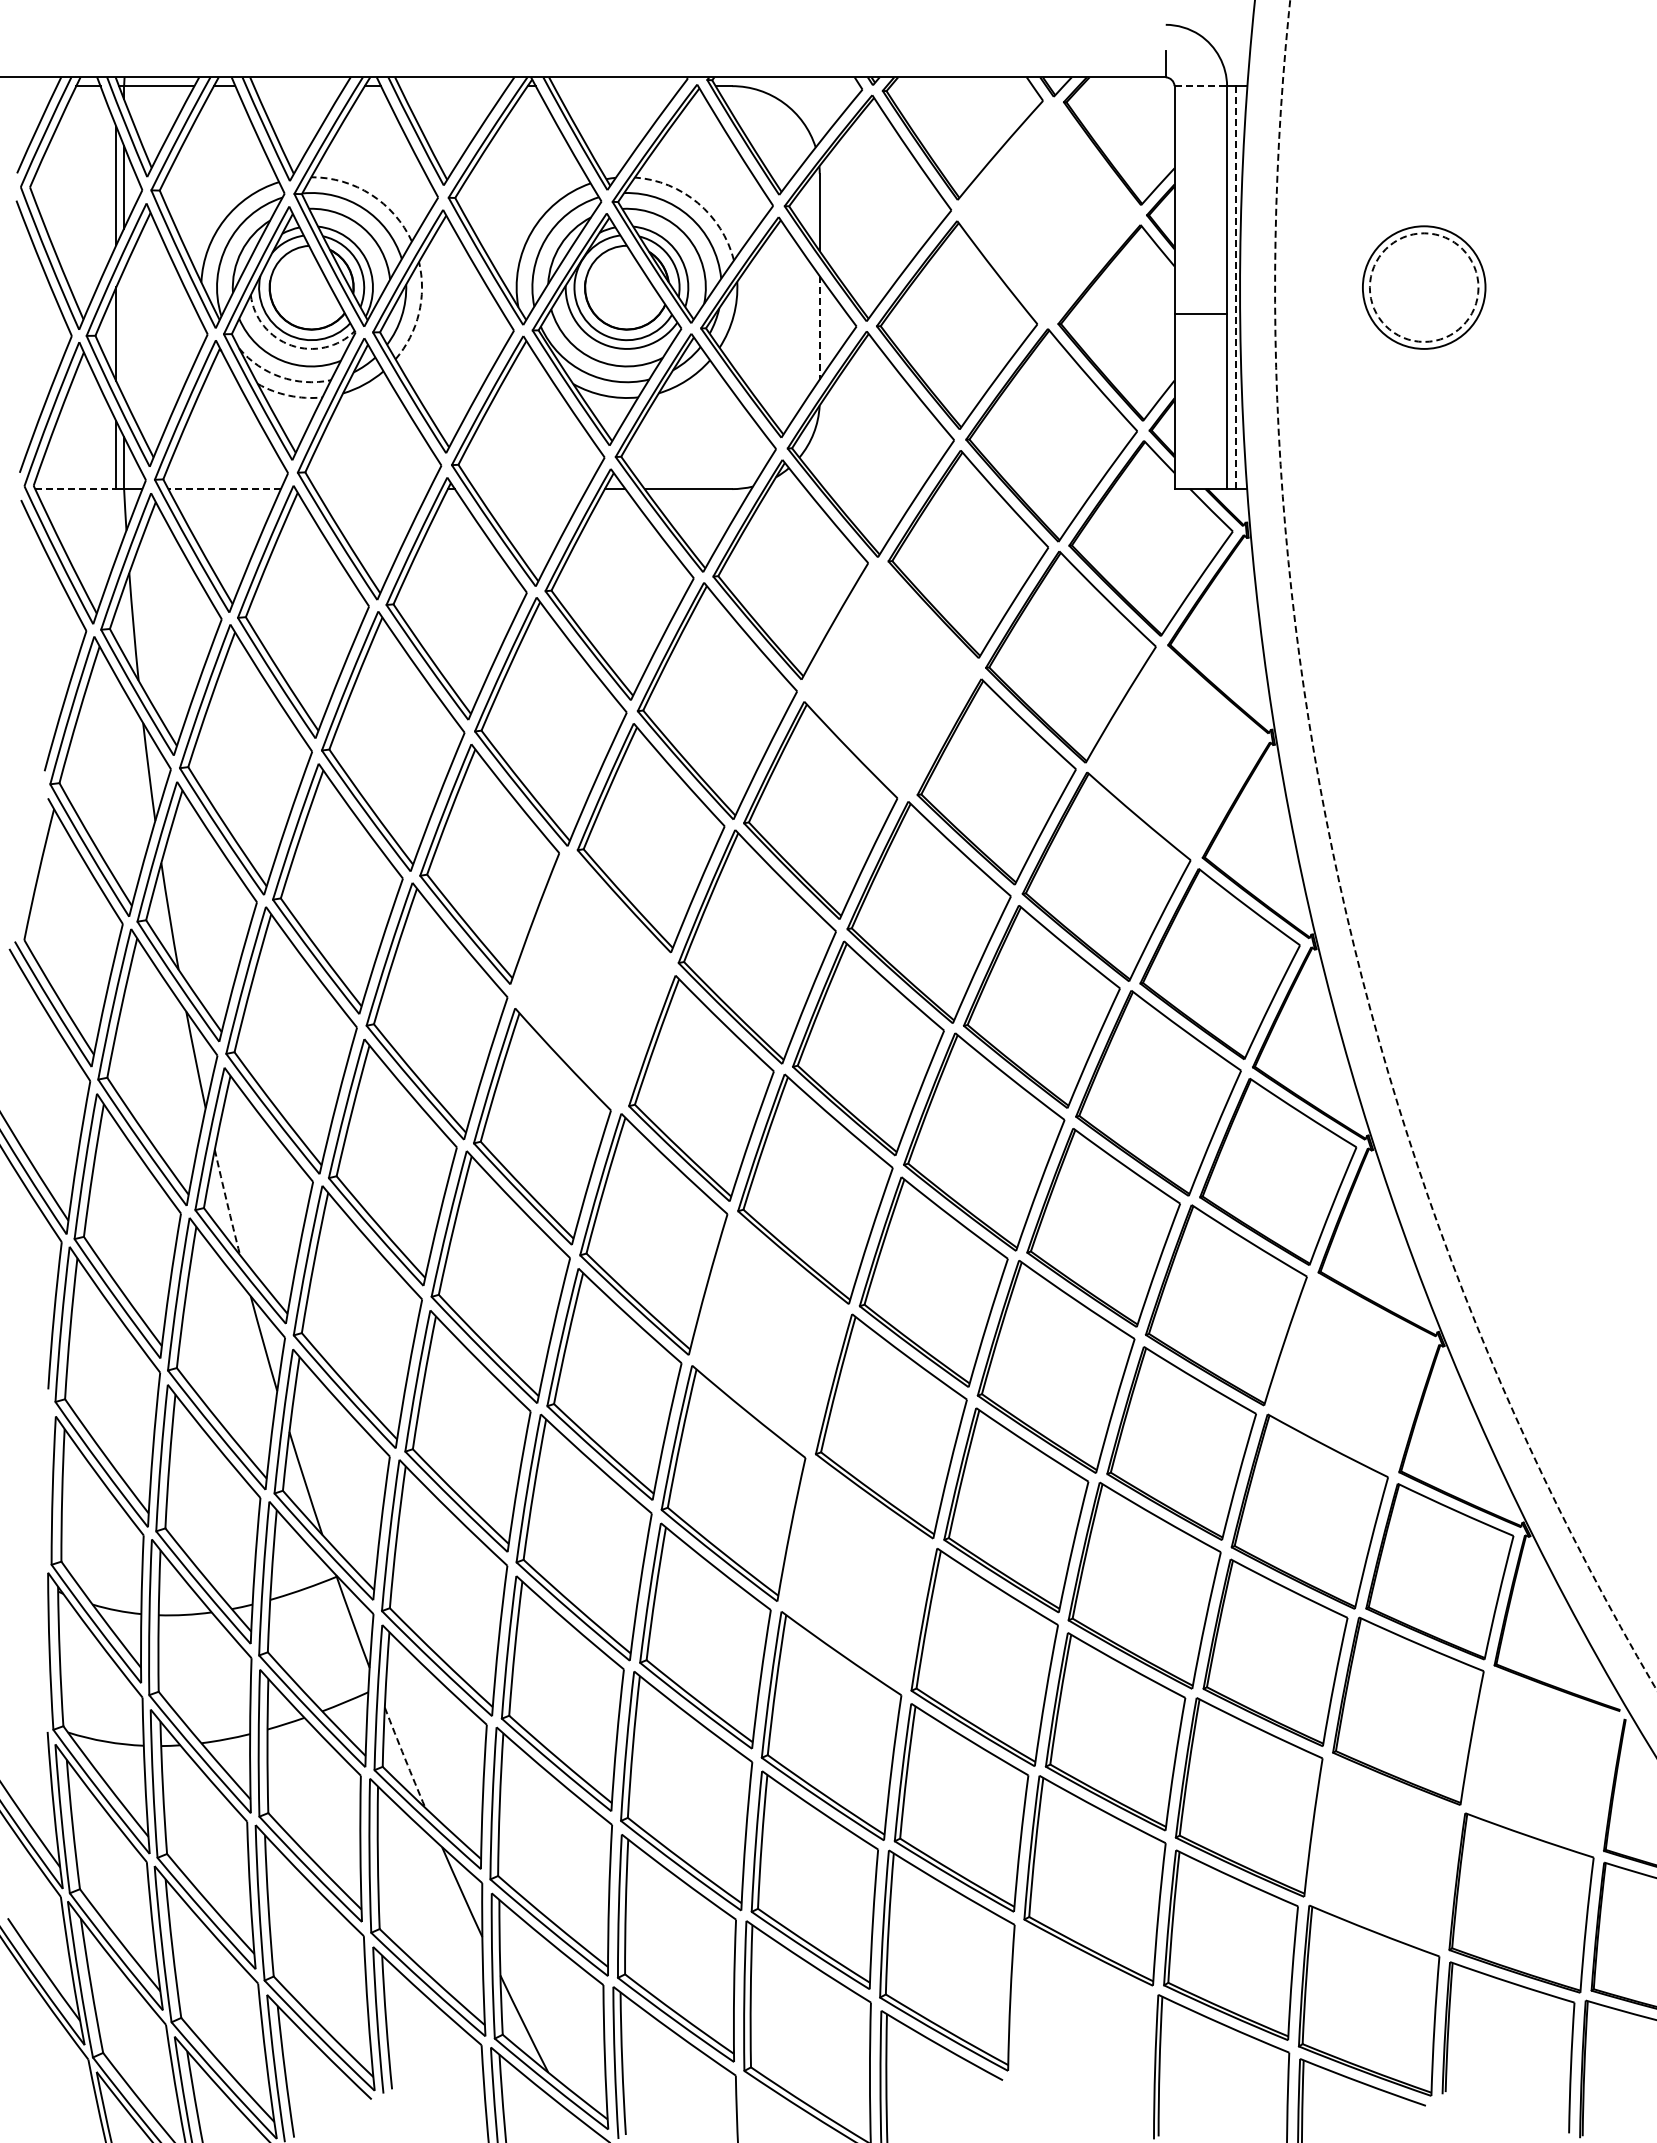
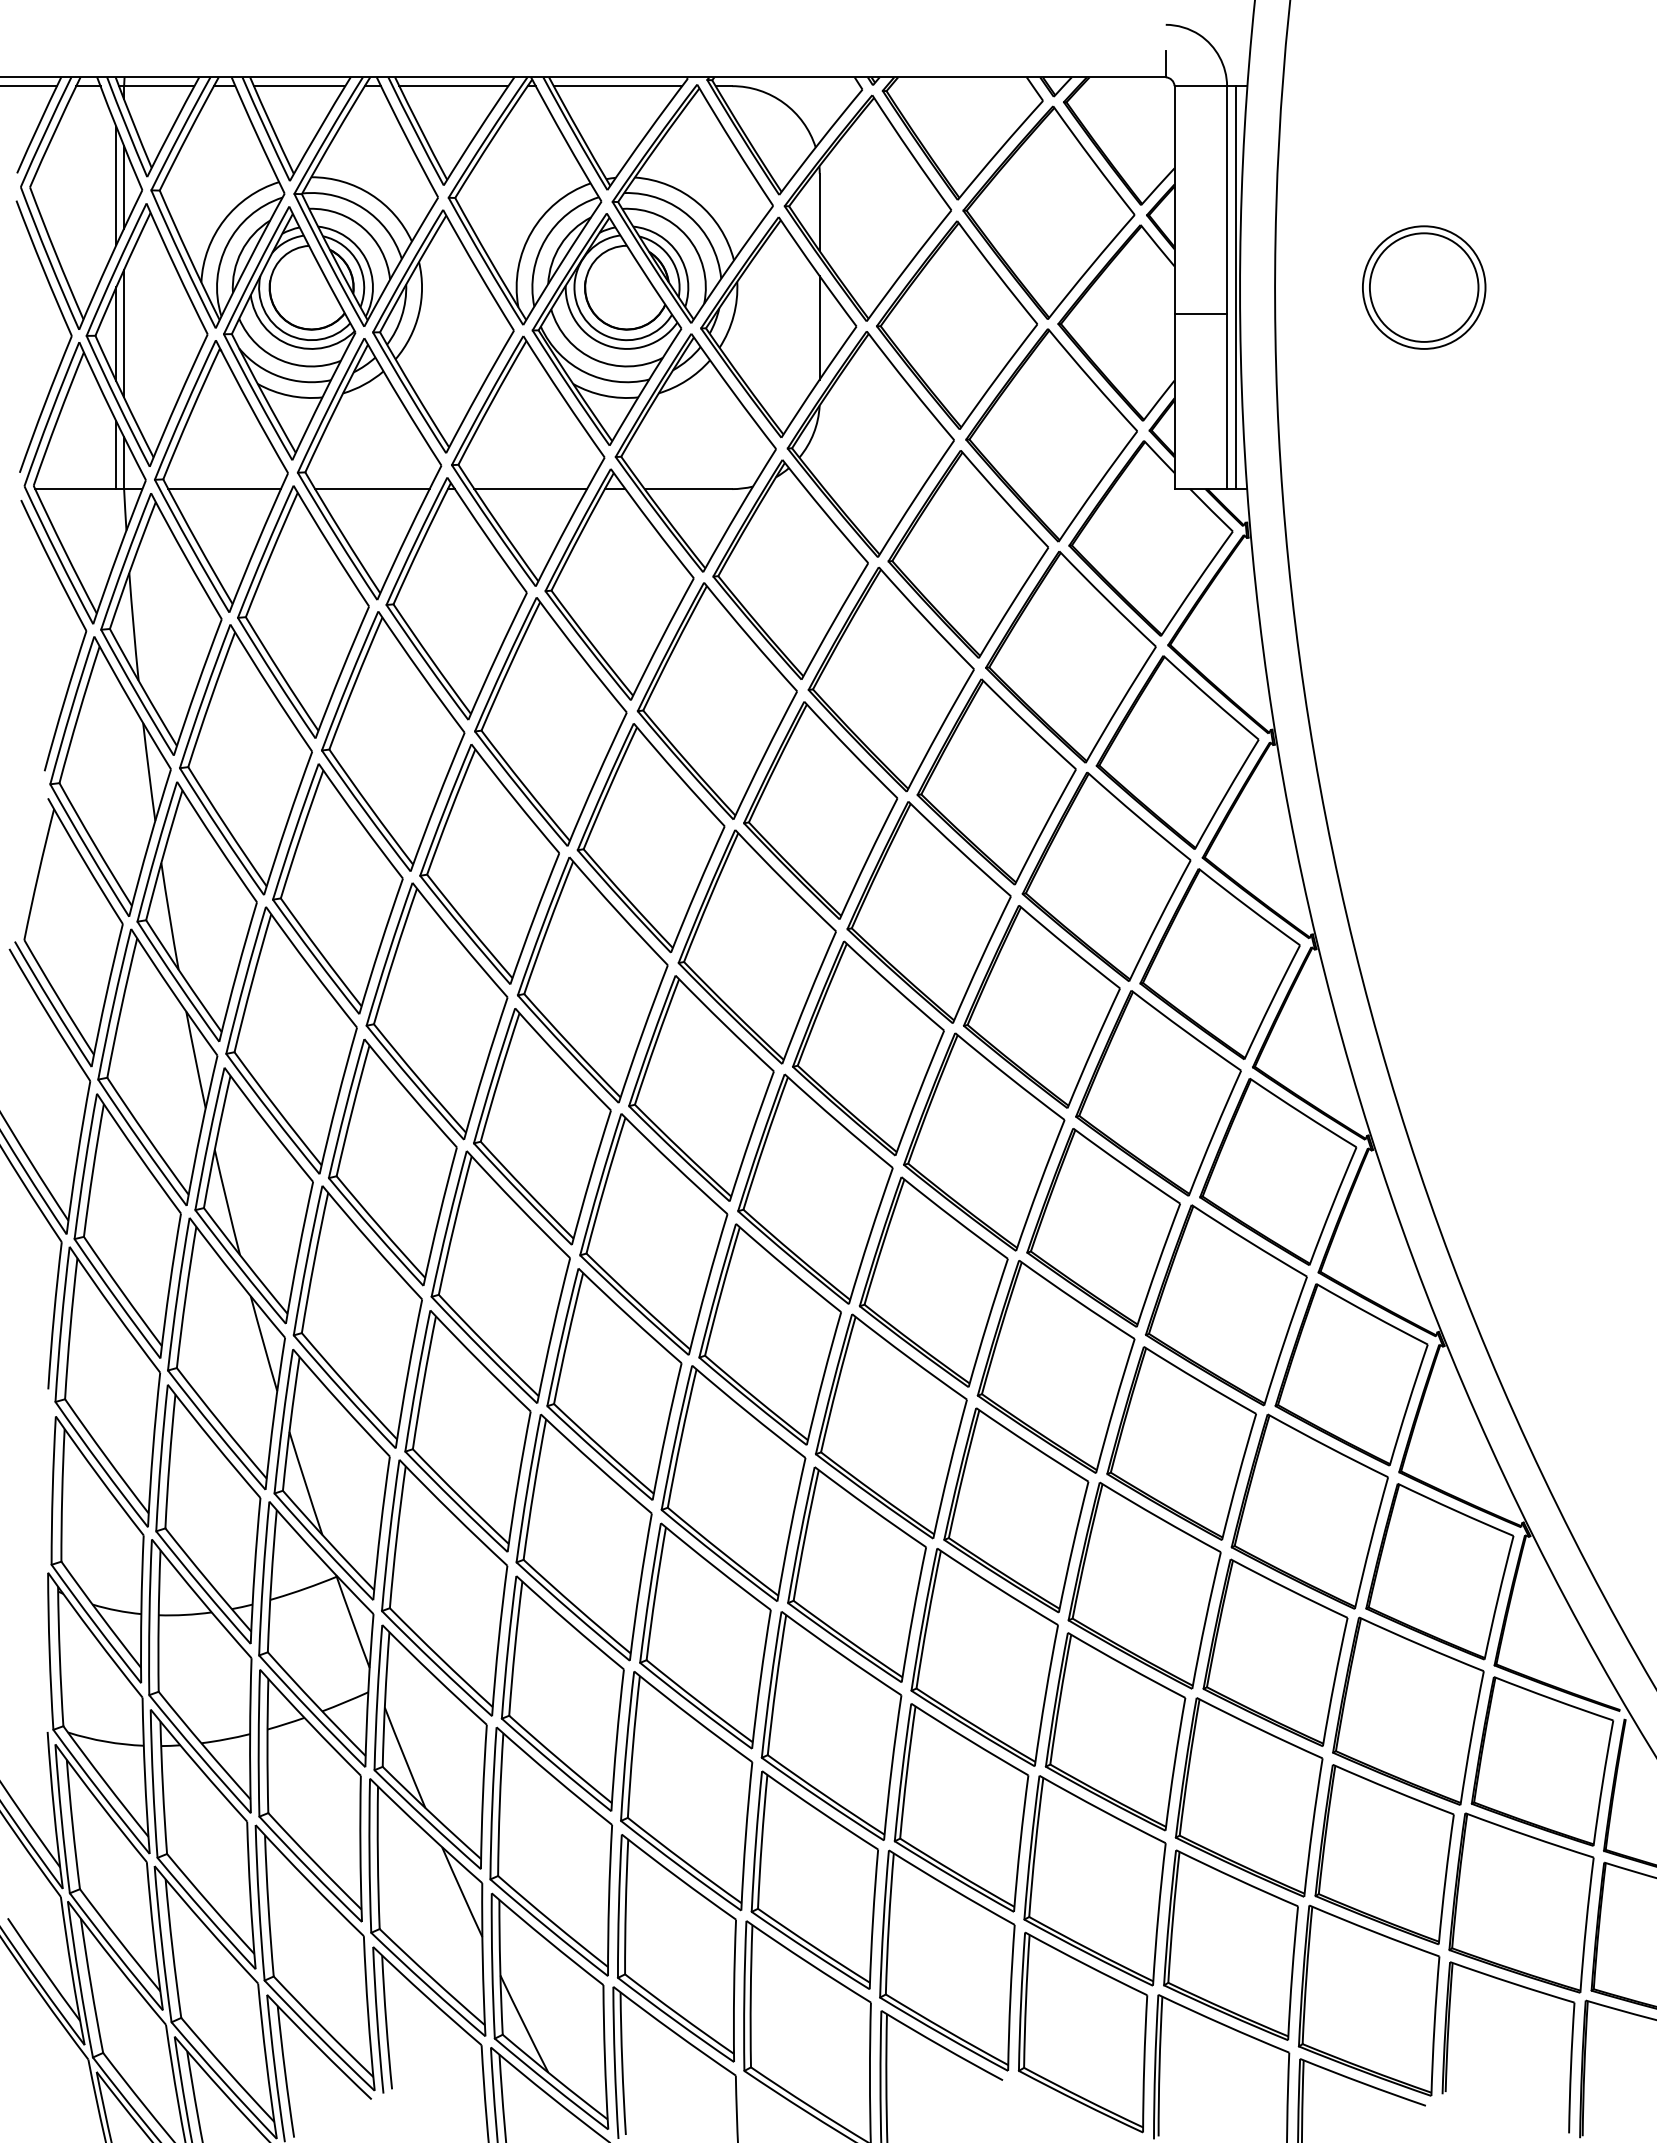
line: none -> present (29, 86)
line: none -> present (299, 86)
line: none -> present (453, 86)
line: none -> present (617, 86)
line: dashed -> solid (1201, 86)
arc: dashed -> solid (371, 194)
arc: dashed -> solid (697, 202)
part: none -> present (1048, 212)
circle: dashed -> solid (1423, 287)
line: dashed -> solid (1235, 288)
arc: dashed -> solid (418, 313)
line: dashed -> solid (819, 327)
line: none -> present (123, 333)
arc: dashed -> solid (291, 345)
arc: dashed -> solid (280, 377)
arc: dashed -> solid (289, 395)
line: dashed -> solid (75, 489)
line: dashed -> solid (224, 489)
line: none -> present (372, 489)
line: none -> present (530, 489)
part: none -> present (890, 679)
part: none -> present (1177, 752)
arc: dashed -> solid (1337, 874)
part: none -> present (592, 979)
arc: dashed -> solid (227, 1202)
part: none -> present (769, 1334)
part: none -> present (1351, 1374)
part: none -> present (856, 1574)
arc: dashed -> solid (404, 1757)
part: none -> present (1542, 1761)
part: none -> present (1384, 1854)
part: none -> present (1082, 2032)
